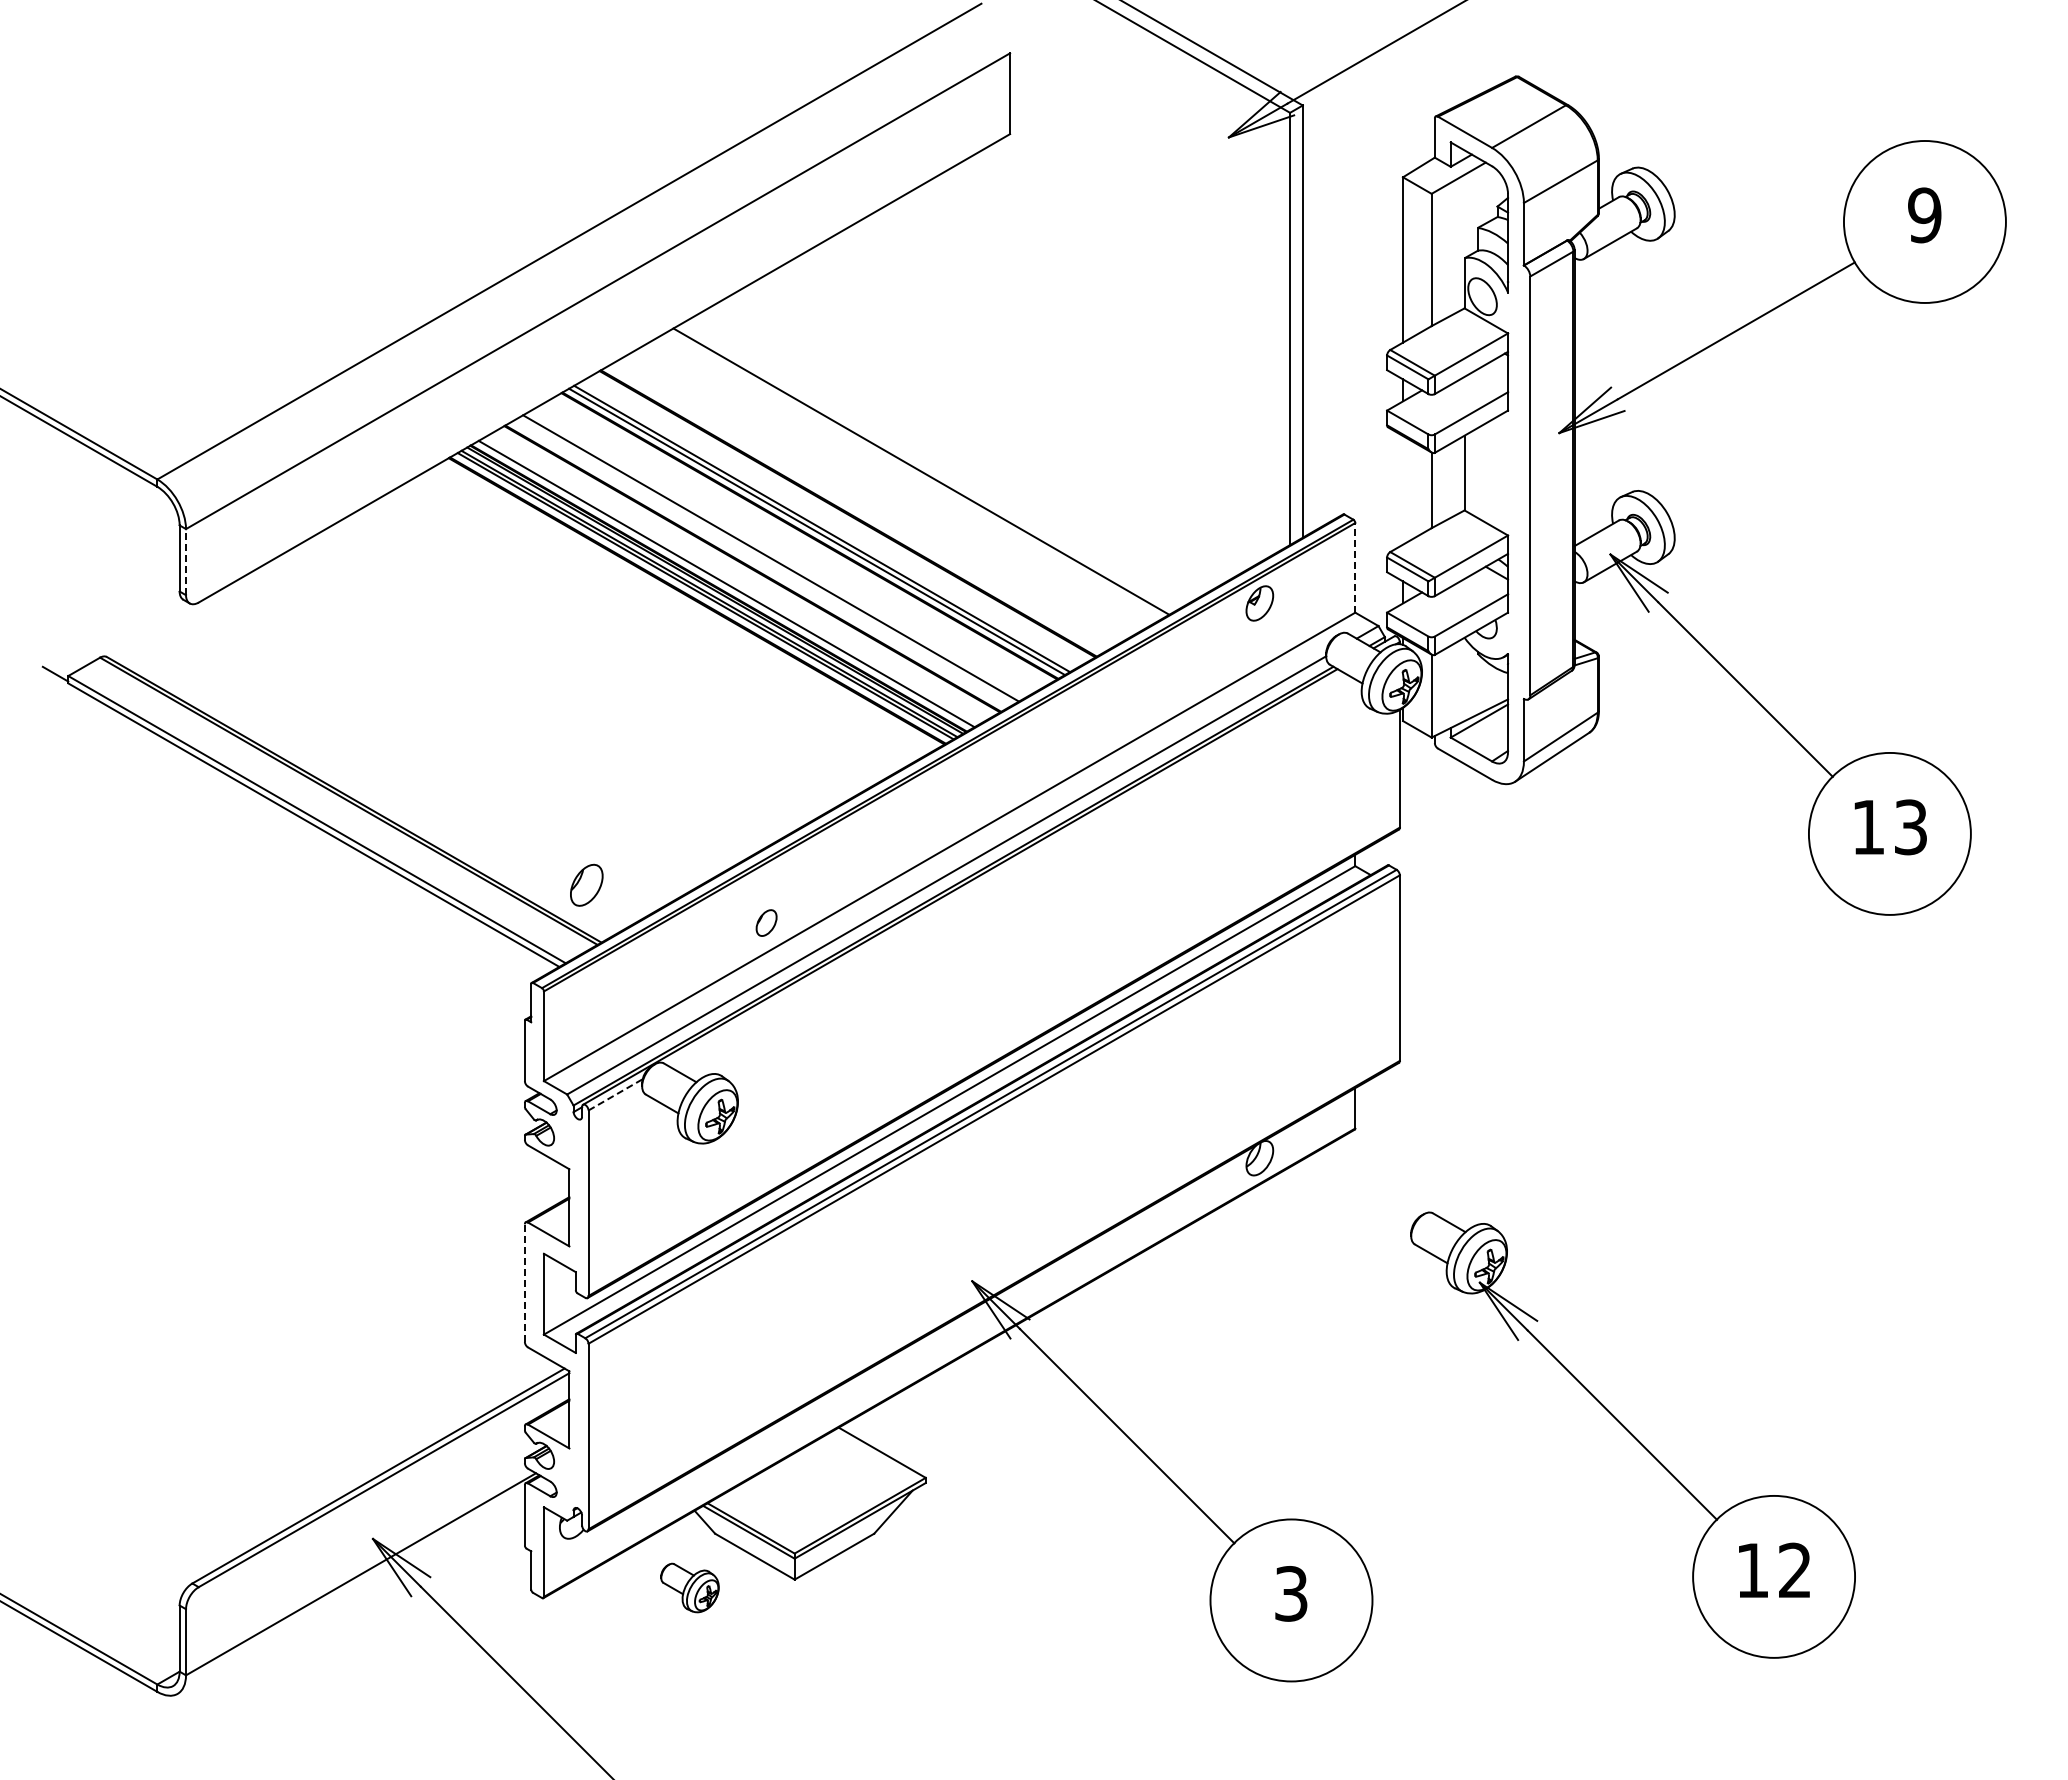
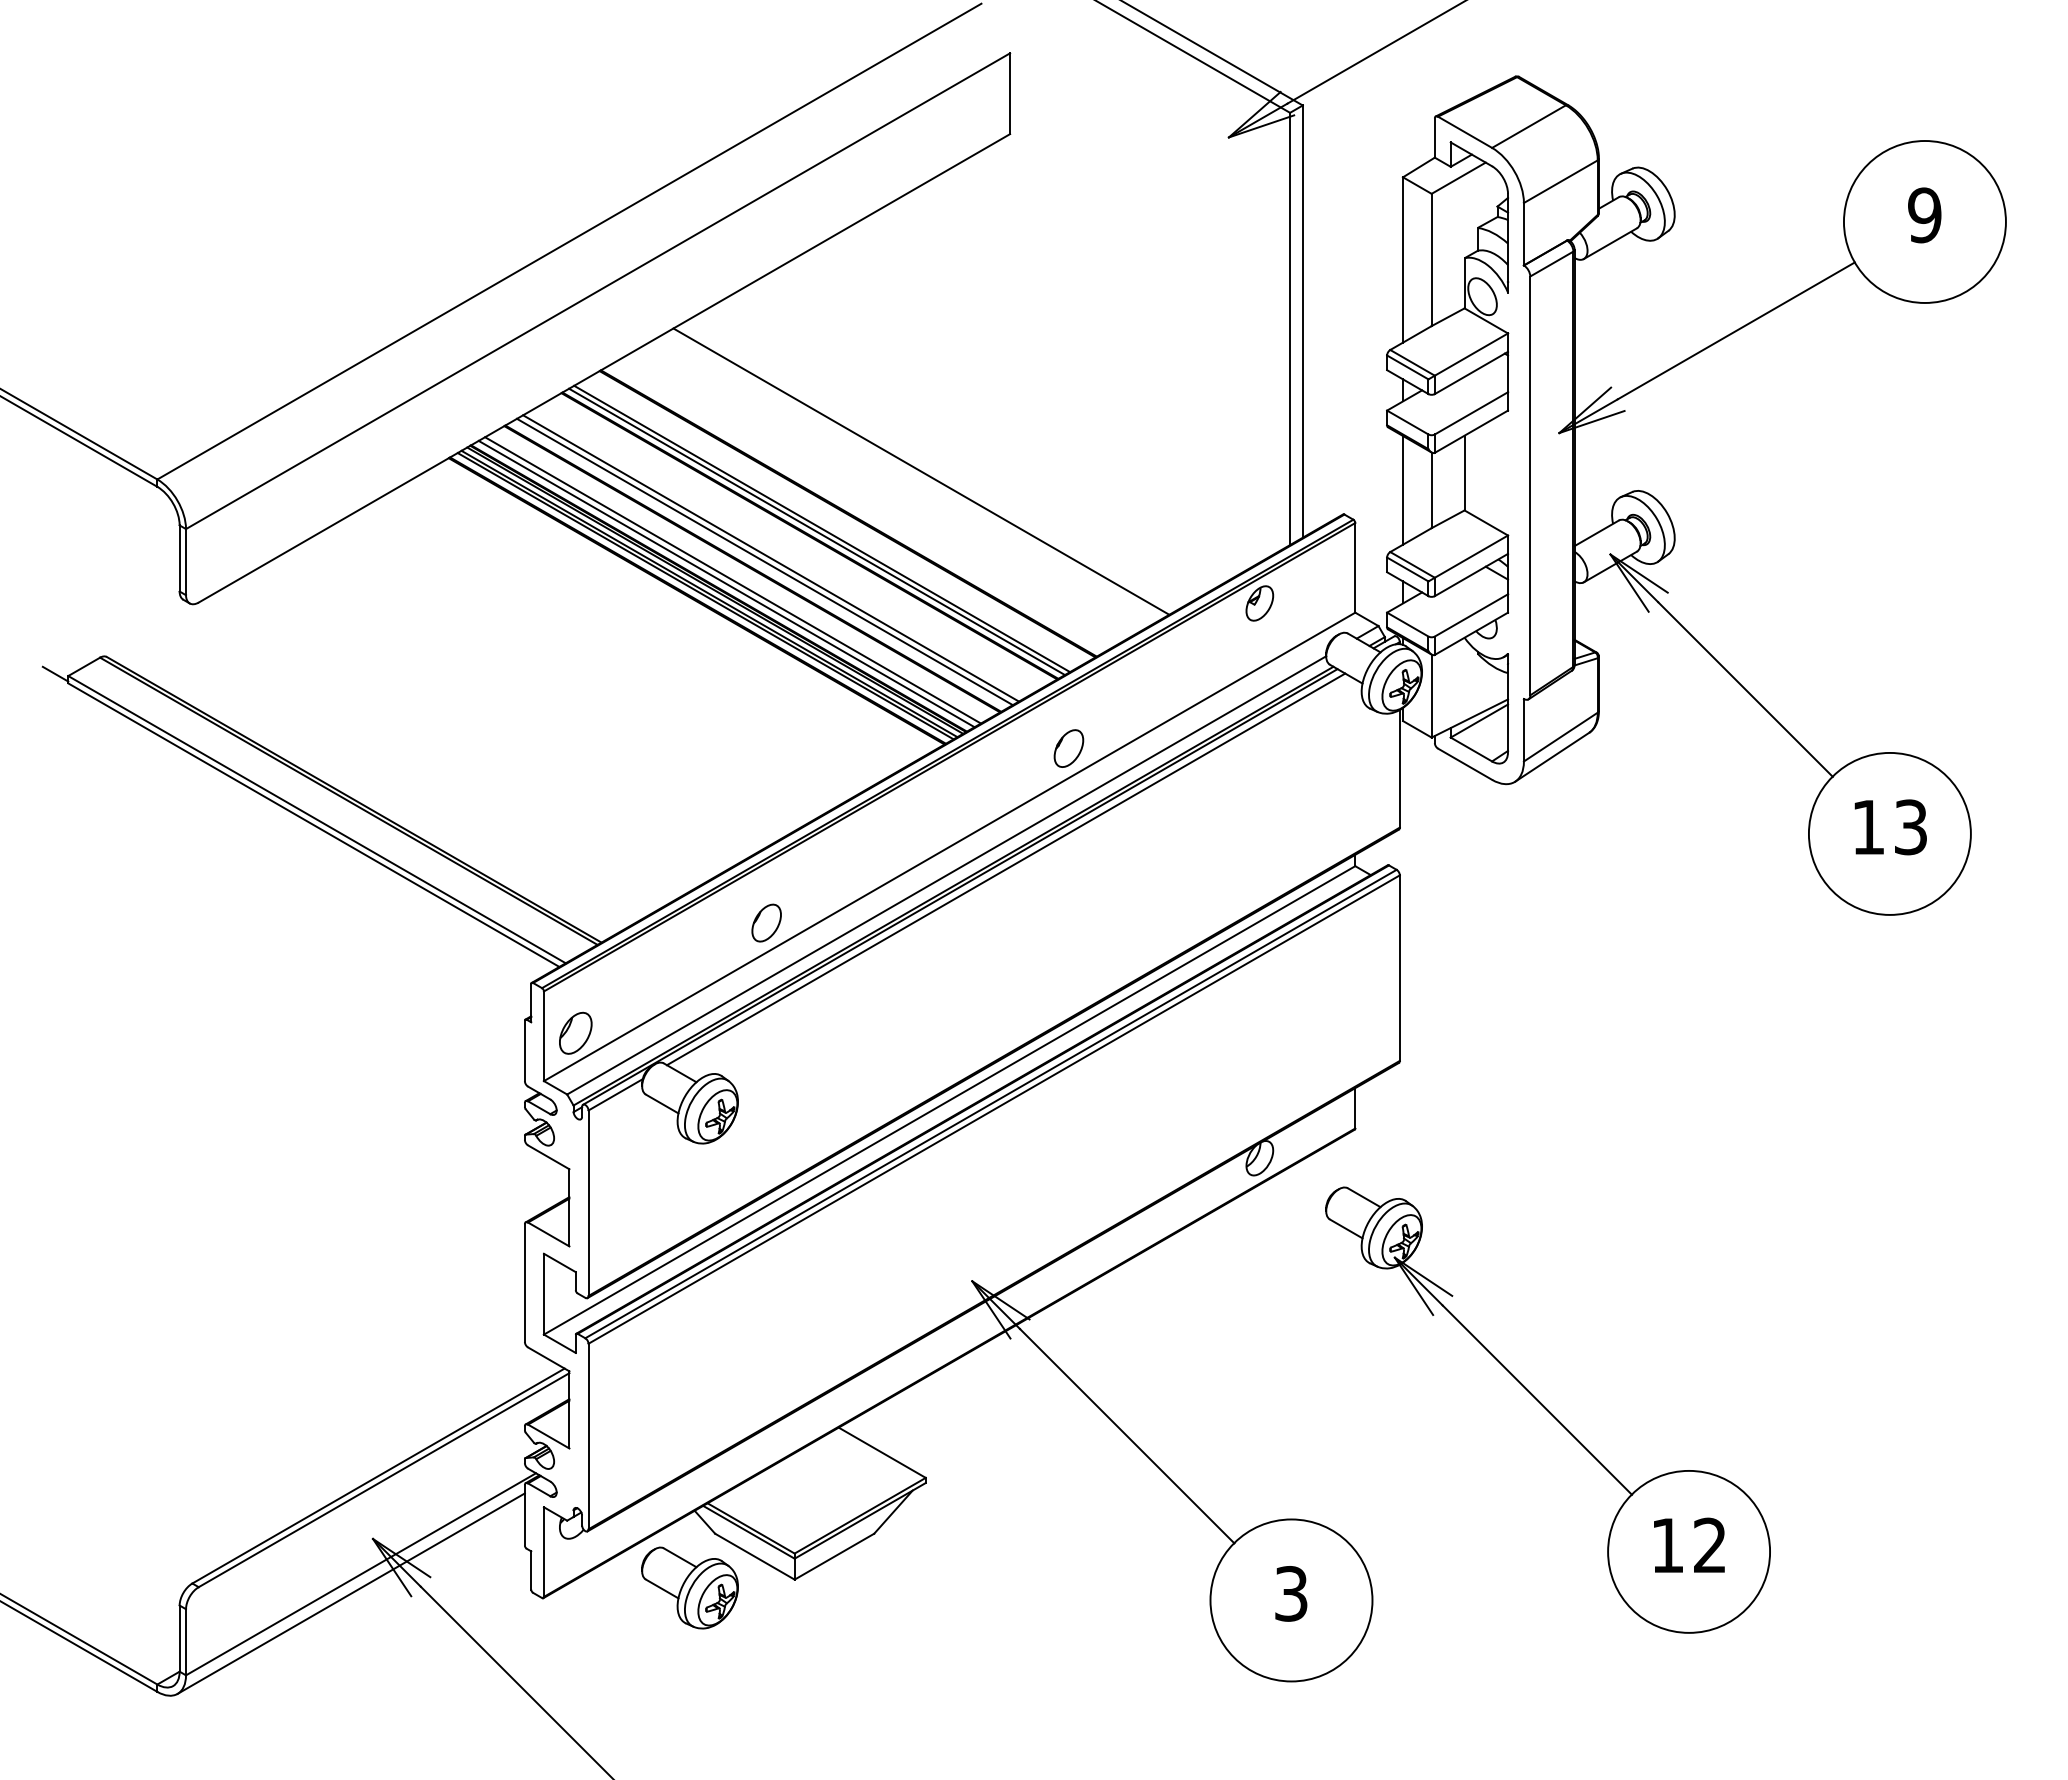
line: none -> present (1403, 490)
line: dashed -> solid (186, 561)
line: none -> present (764, 561)
line: dashed -> solid (1355, 567)
line: none -> present (732, 580)
part: none -> present (1068, 748)
line: none -> present (1005, 869)
part position: (586, 884) -> (575, 1032) (575, 1032)
part size: 23x28 px -> 31x40 px (766, 922)
line: dashed -> solid (616, 1094)
line: dashed -> solid (524, 1283)
part position: (1632, 1434) -> (1547, 1409) (1547, 1409)
part size: 60x52 px -> 98x84 px (689, 1587)
line: none -> present (350, 1593)
